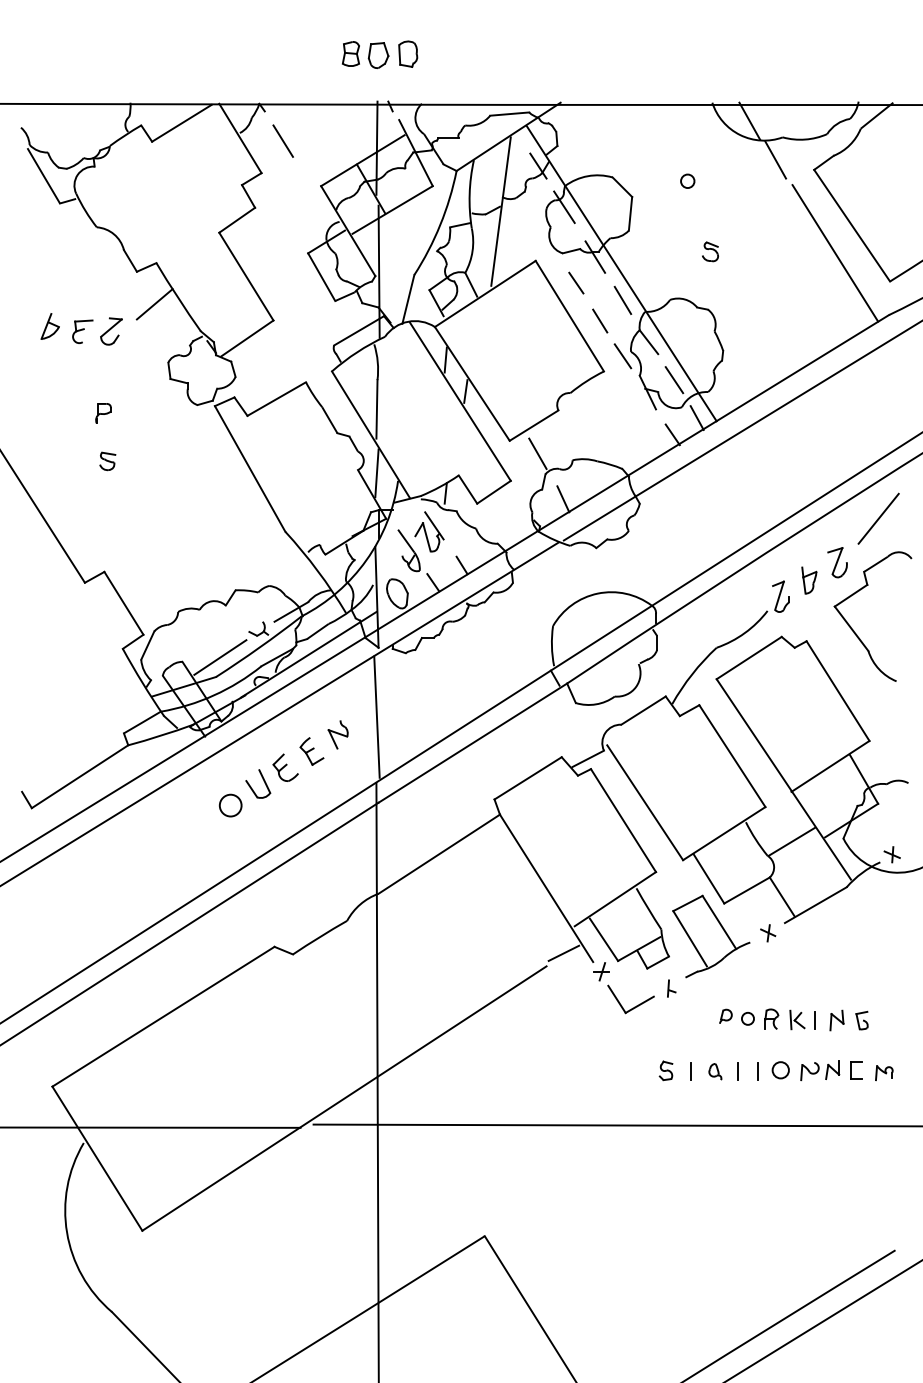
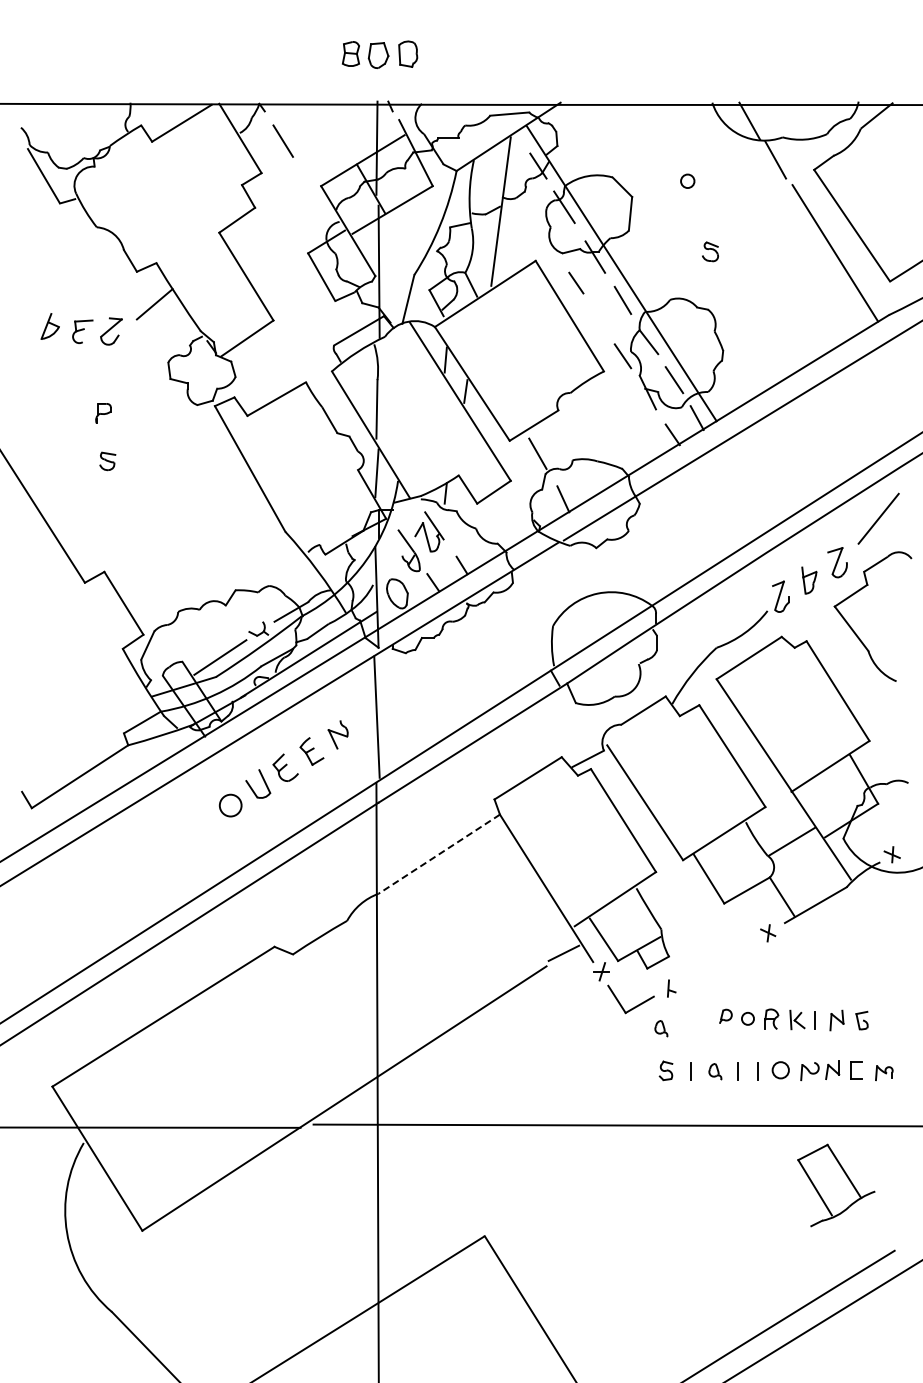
line: present -> none (600, 320)
line: solid -> dashed (438, 854)
part position: (711, 936) -> (836, 1185) (836, 1185)
part: none -> present (661, 1028)
